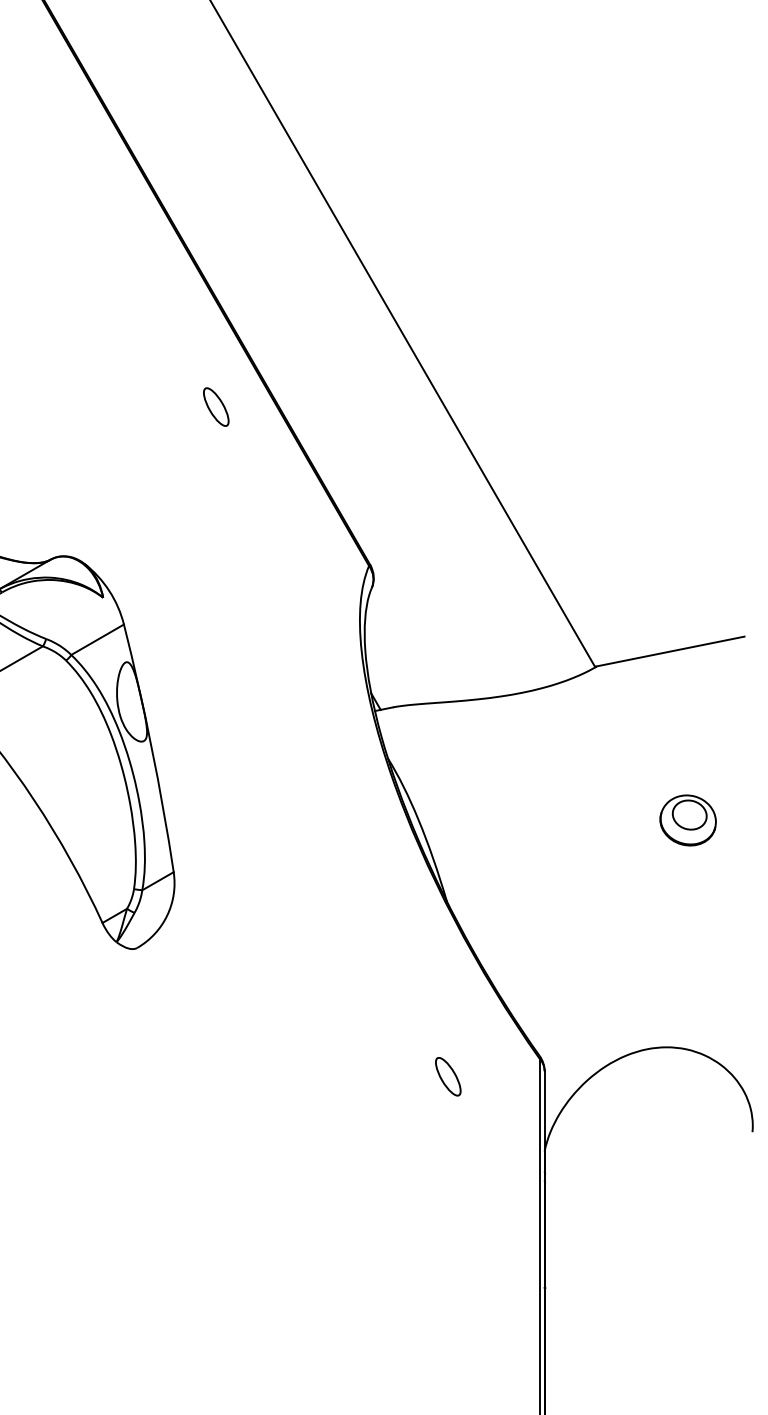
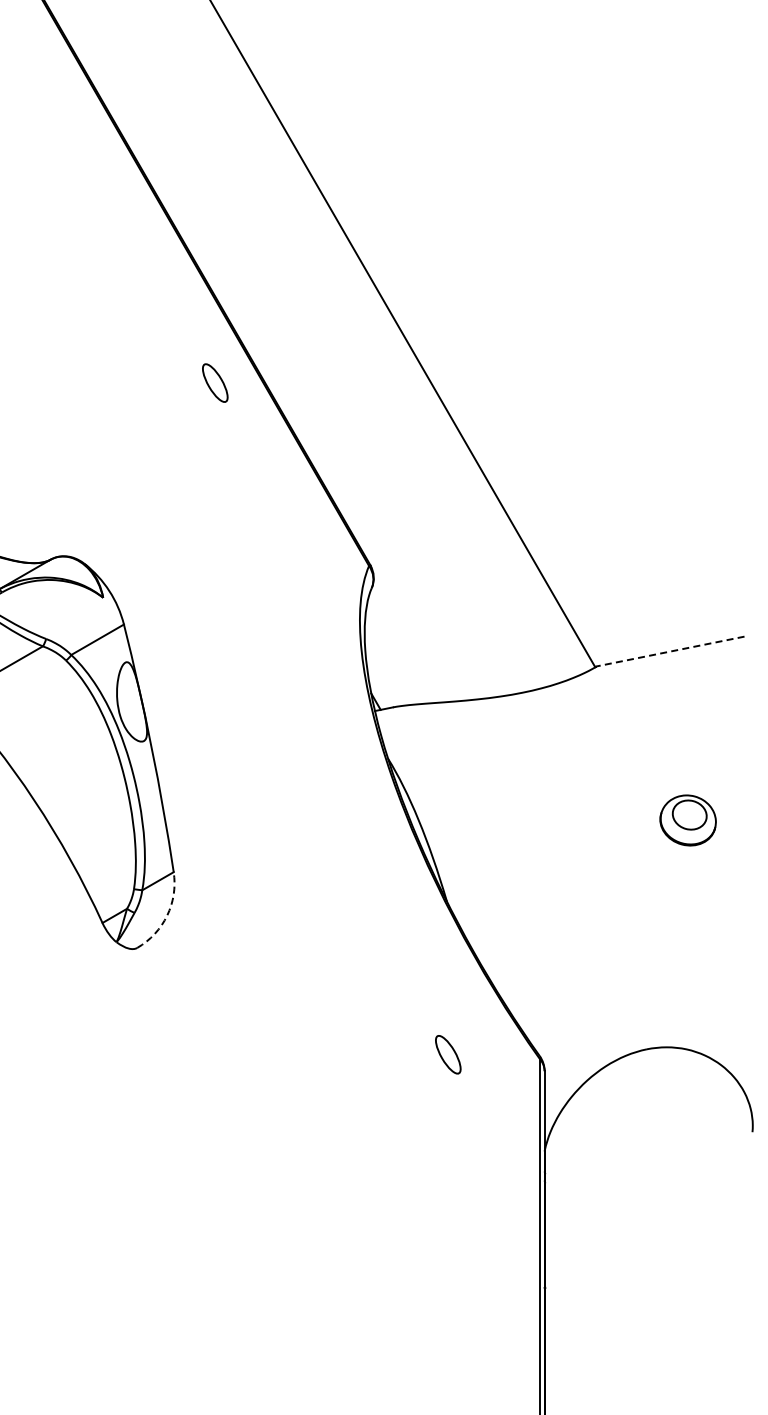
part position: (216, 406) -> (215, 382) (215, 382)
line: solid -> dashed (670, 651)
arc: solid -> dashed (167, 915)
part position: (448, 1076) -> (448, 1054) (448, 1054)
